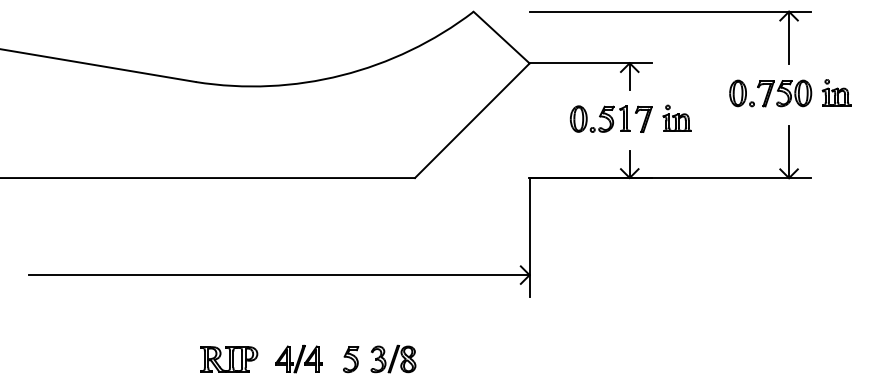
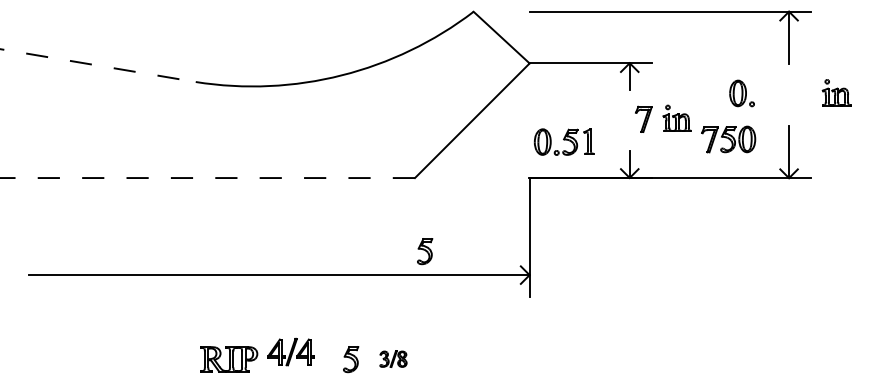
line: solid -> dashed (98, 65)
part position: (784, 93) -> (728, 139) (728, 139)
part position: (599, 118) -> (563, 141) (563, 141)
line: solid -> dashed (207, 178)
part: none -> present (425, 251)
part position: (298, 358) -> (290, 351) (290, 351)
part size: 47x30 px -> 29x18 px (393, 358)
